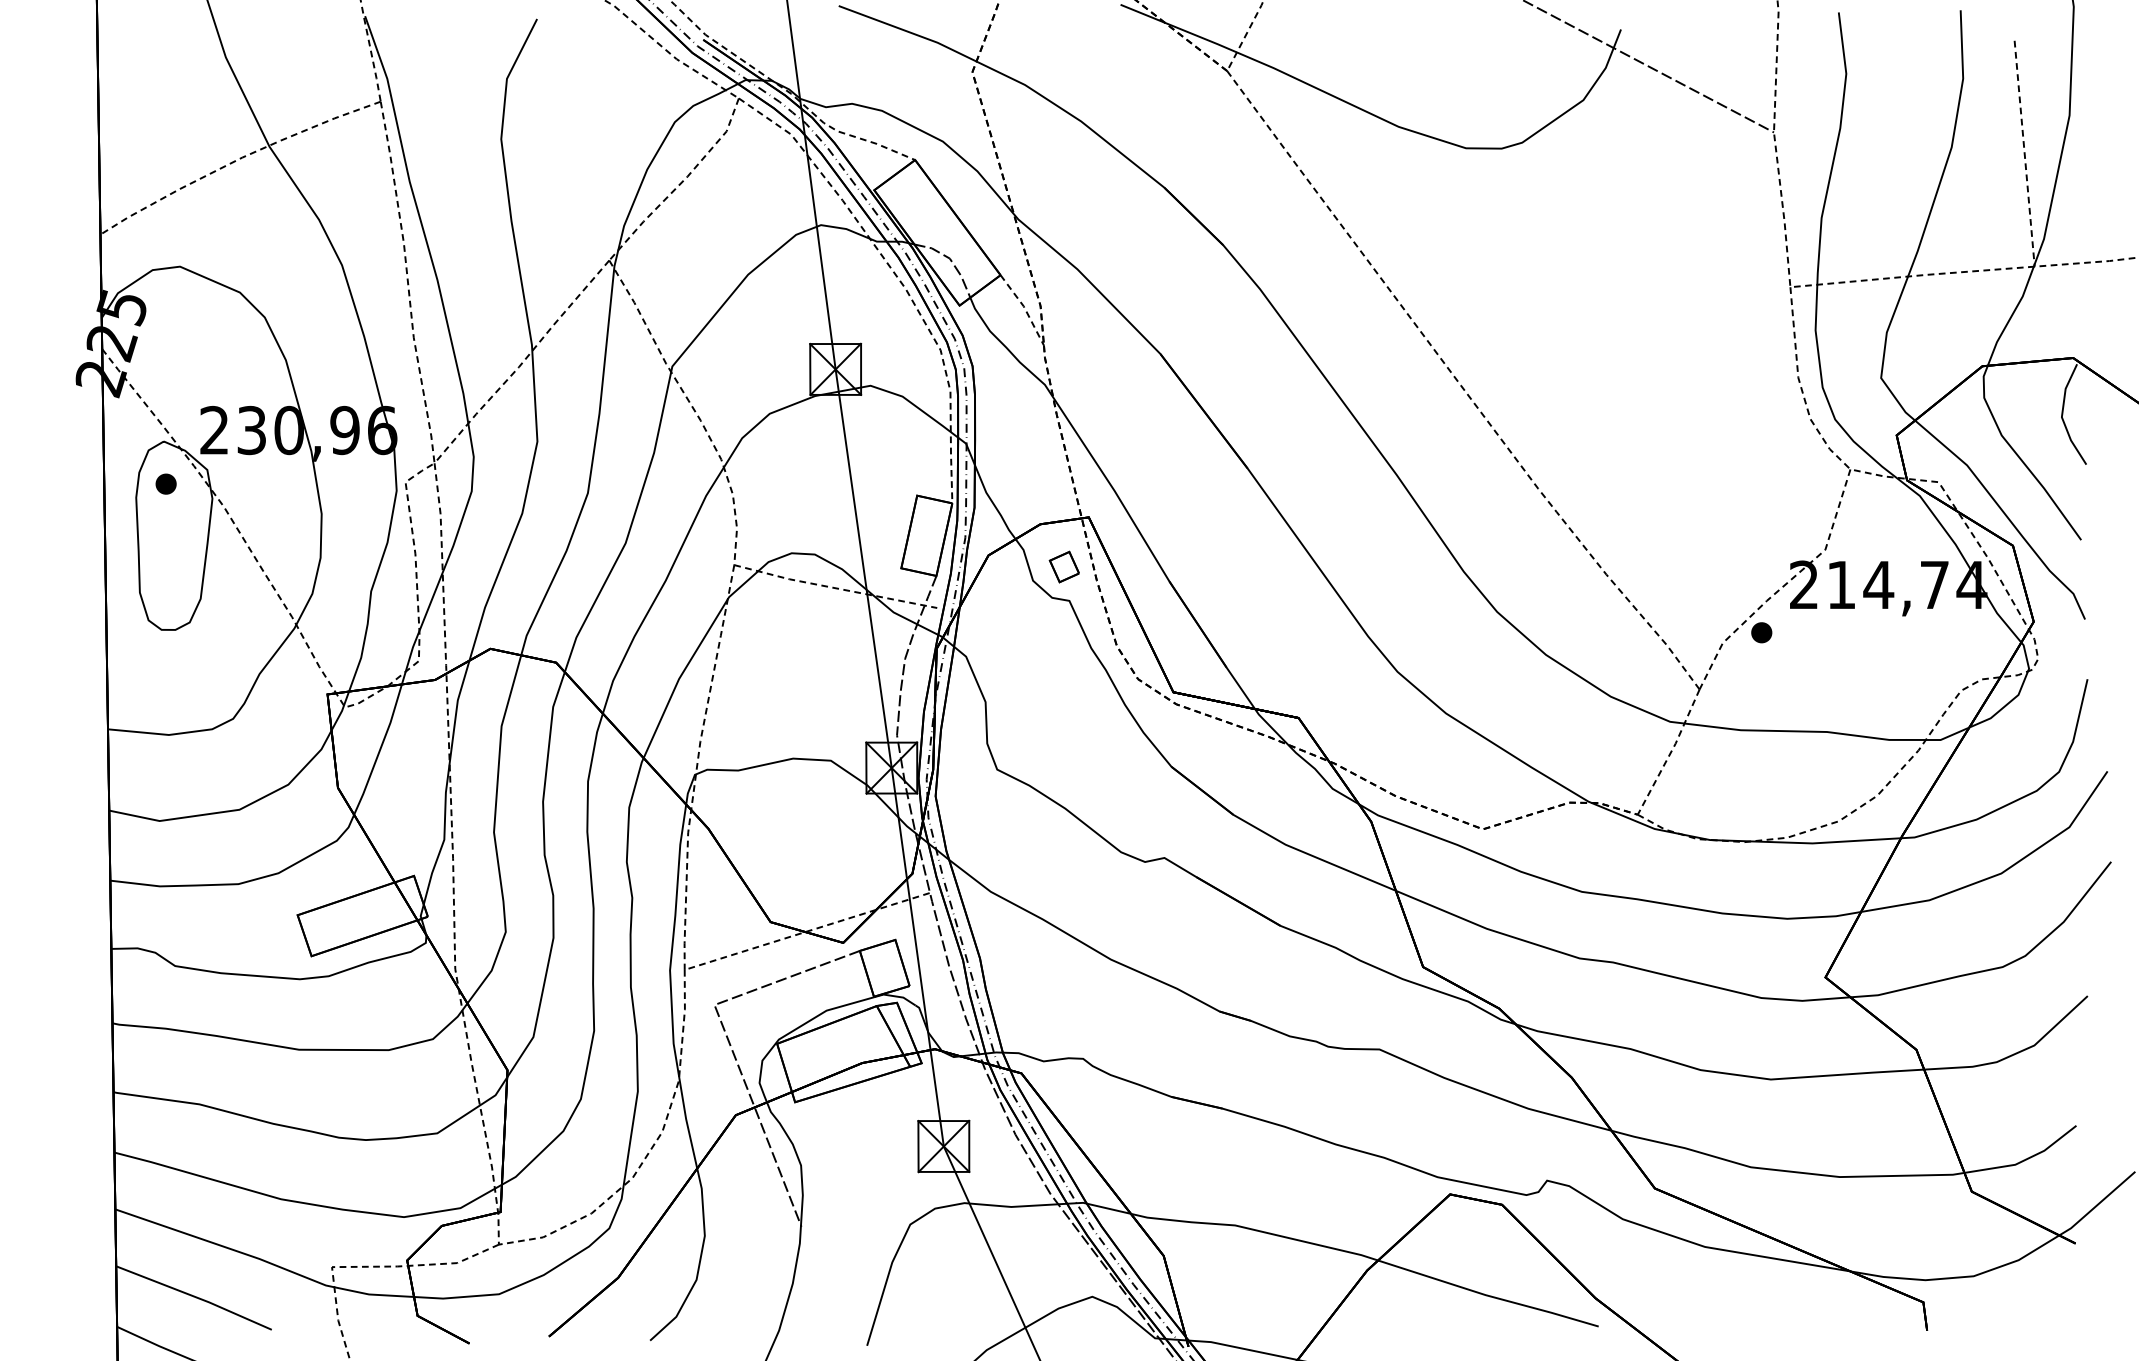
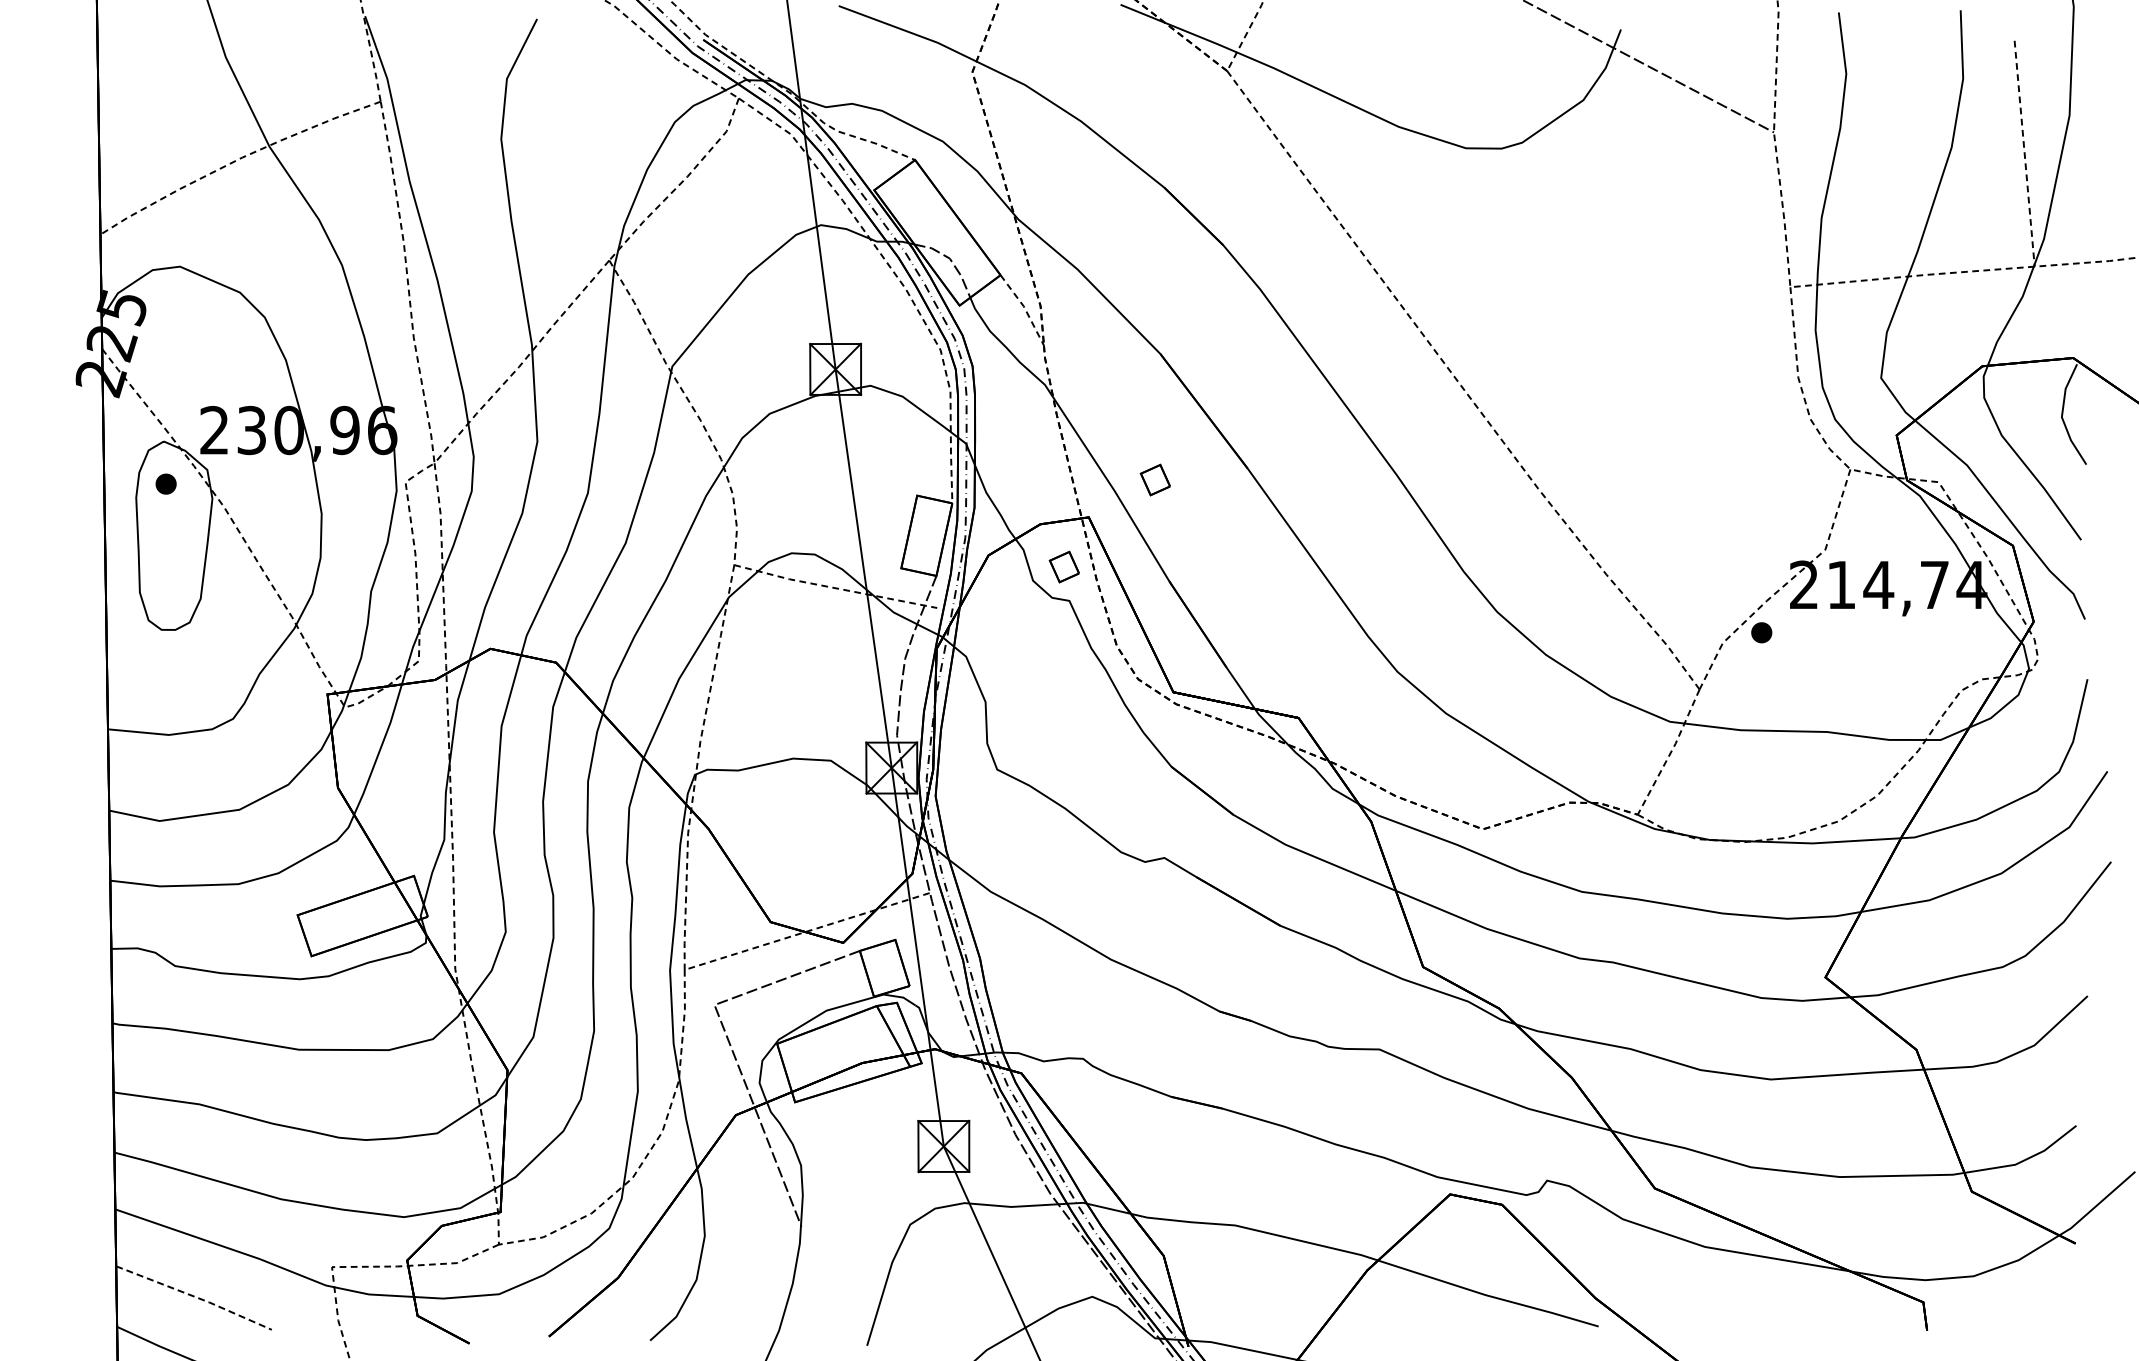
part: none -> present (1154, 479)
line: solid -> dashed (195, 1296)
